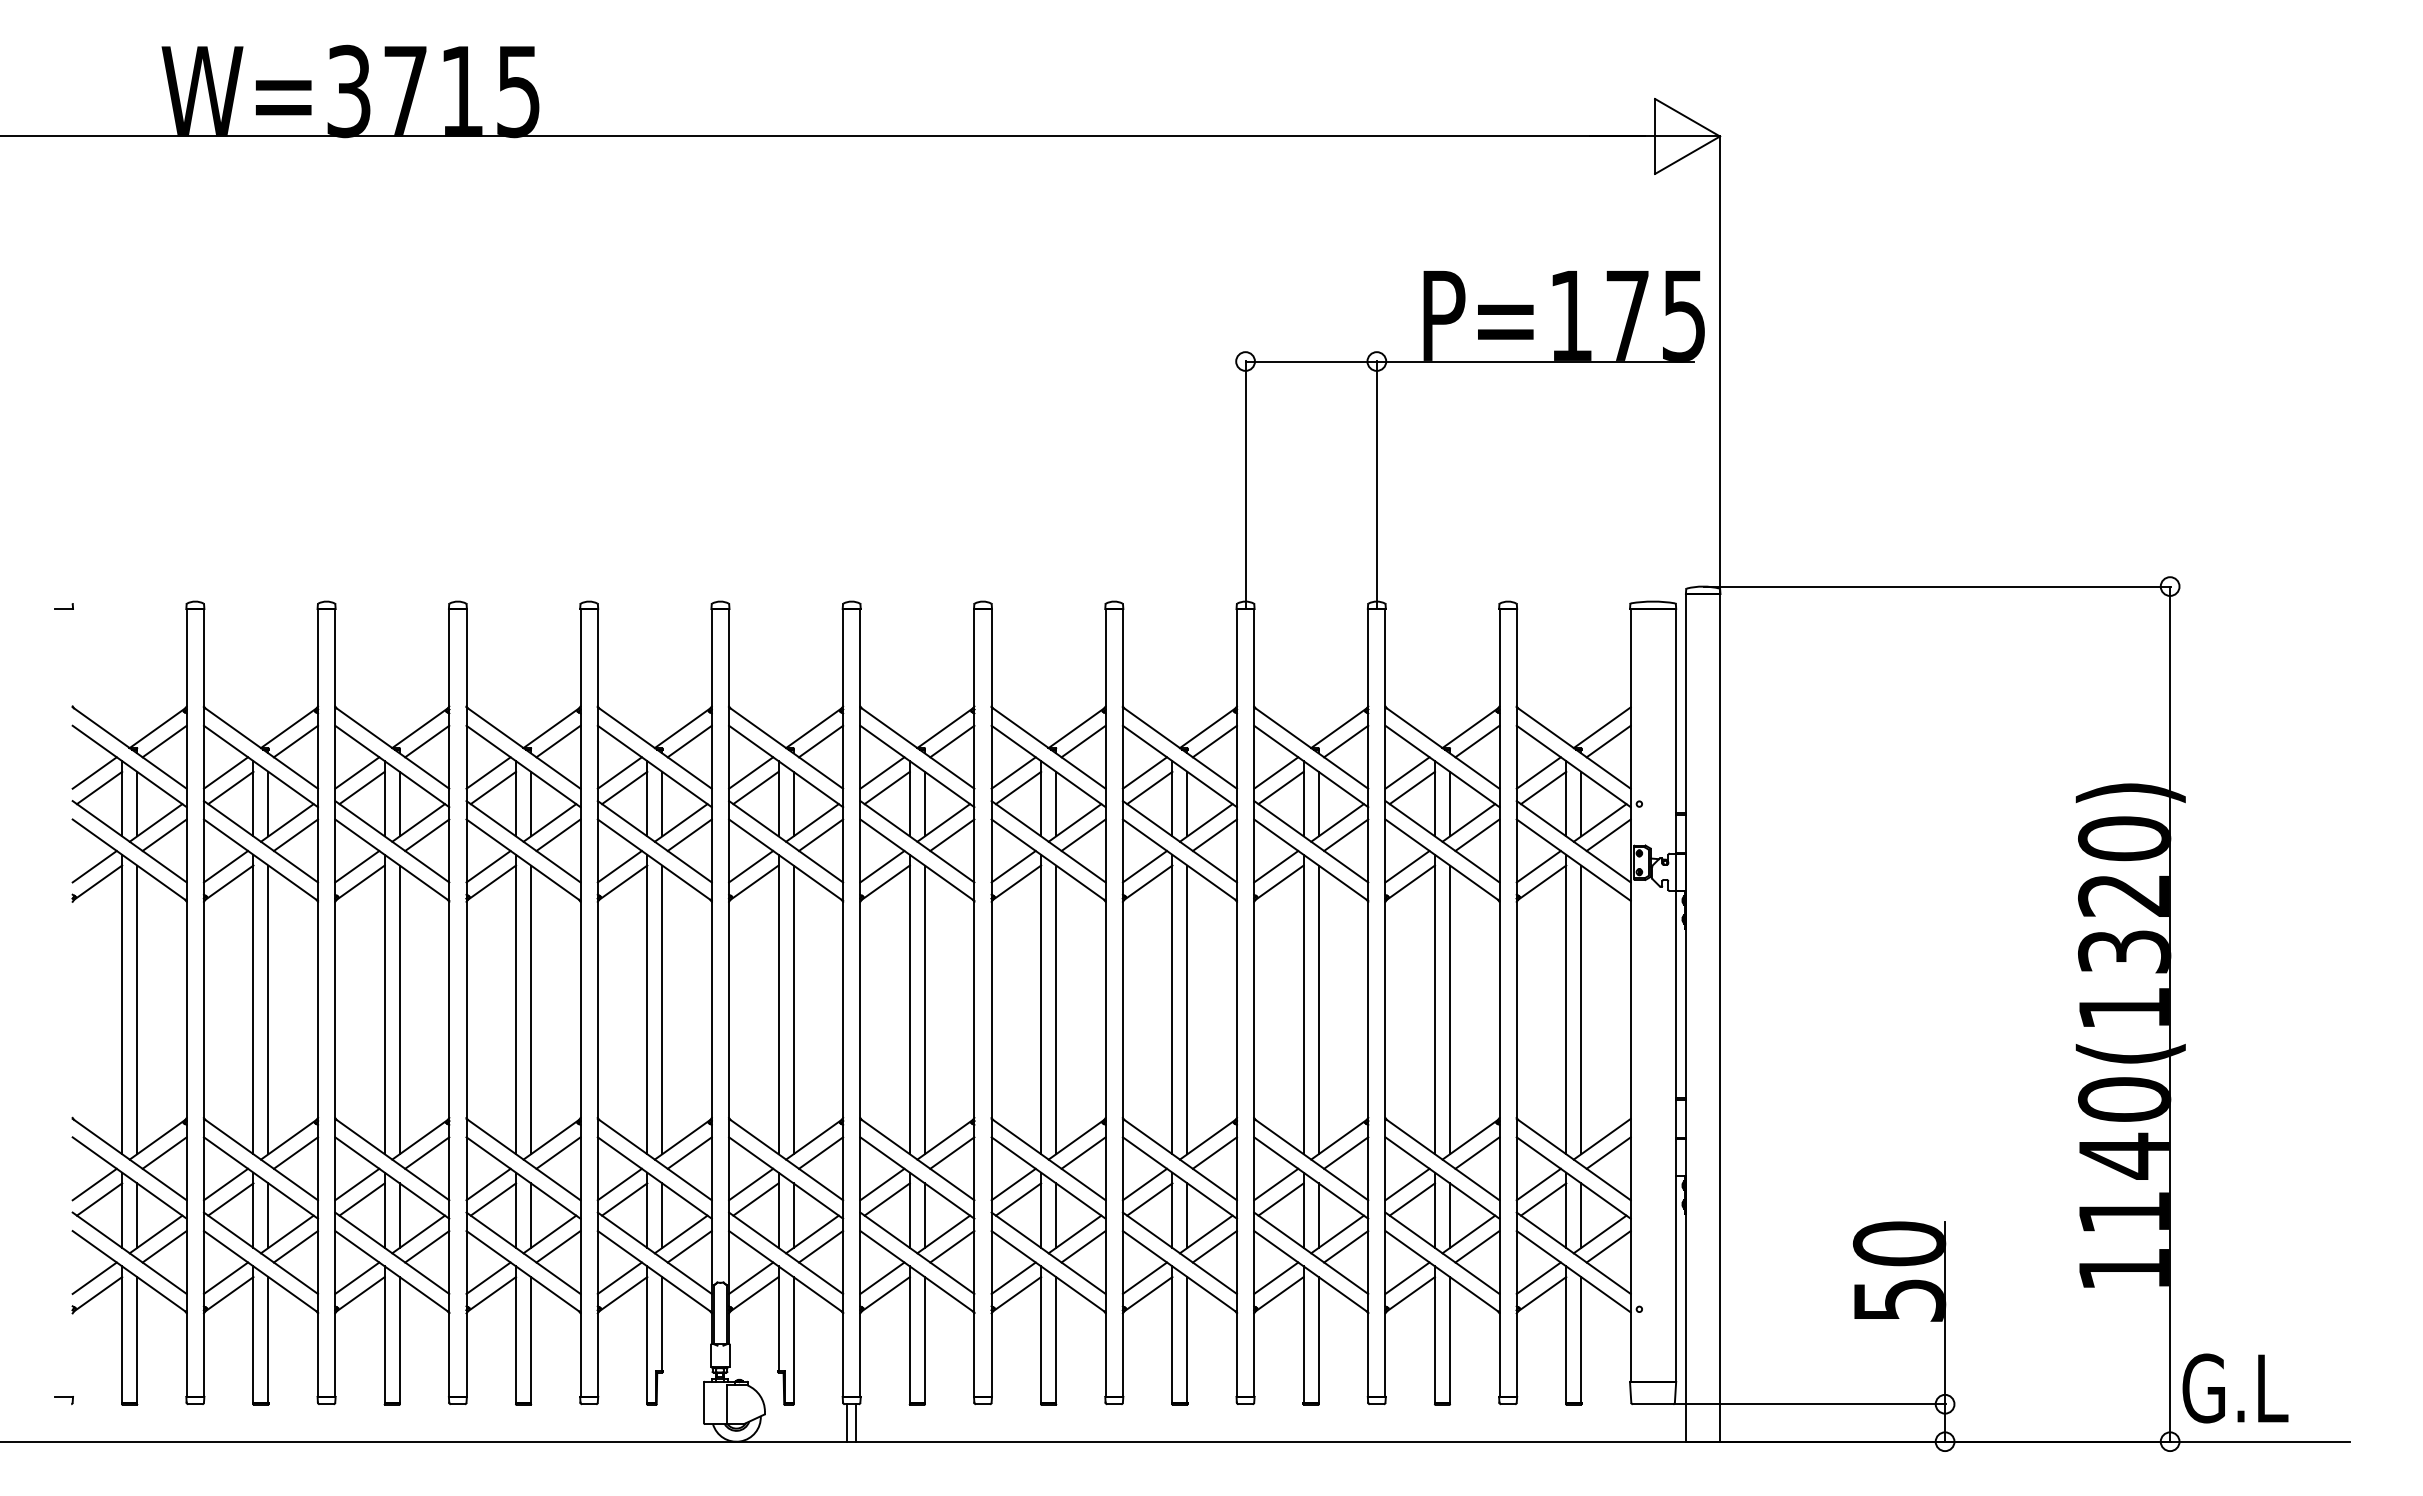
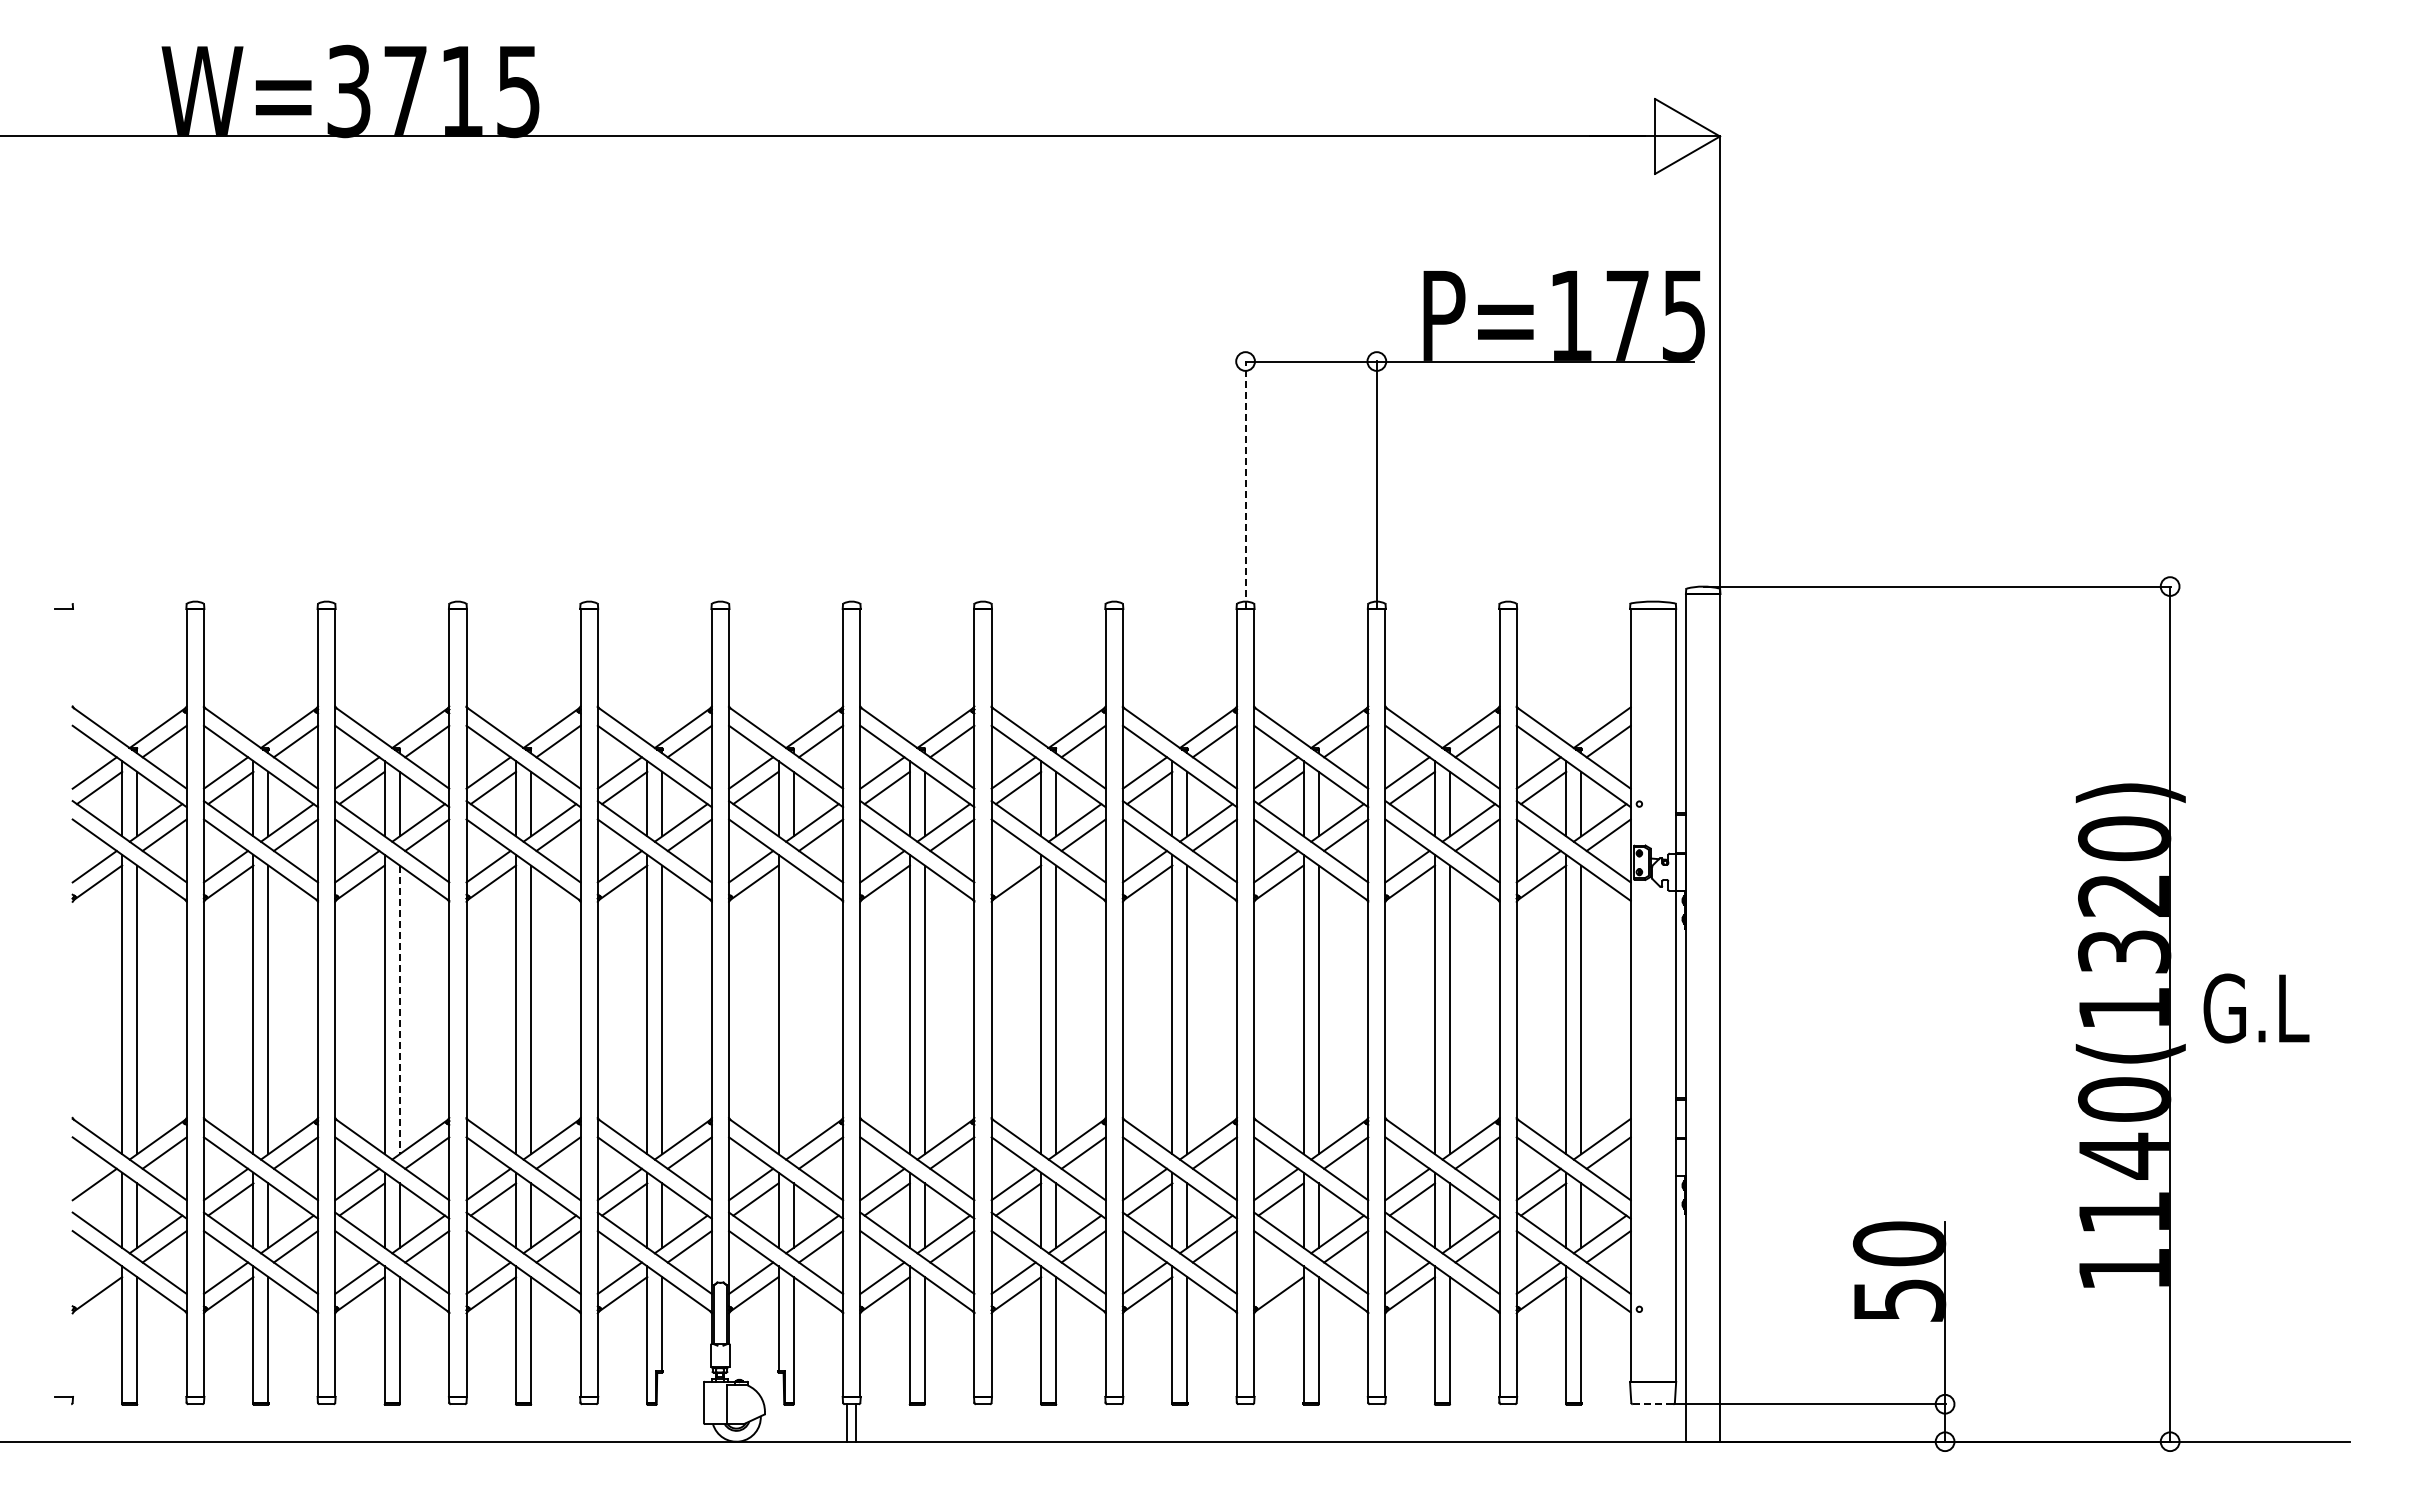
line: solid -> dashed (1245, 484)
line: present -> none (1013, 866)
line: present -> none (793, 1009)
line: solid -> dashed (399, 1010)
line: present -> none (99, 1199)
line: present -> none (94, 1277)
line: present -> none (1276, 1277)
text position: (2235, 1388) -> (2256, 1008) (2256, 1008)
line: solid -> dashed (1653, 1404)
